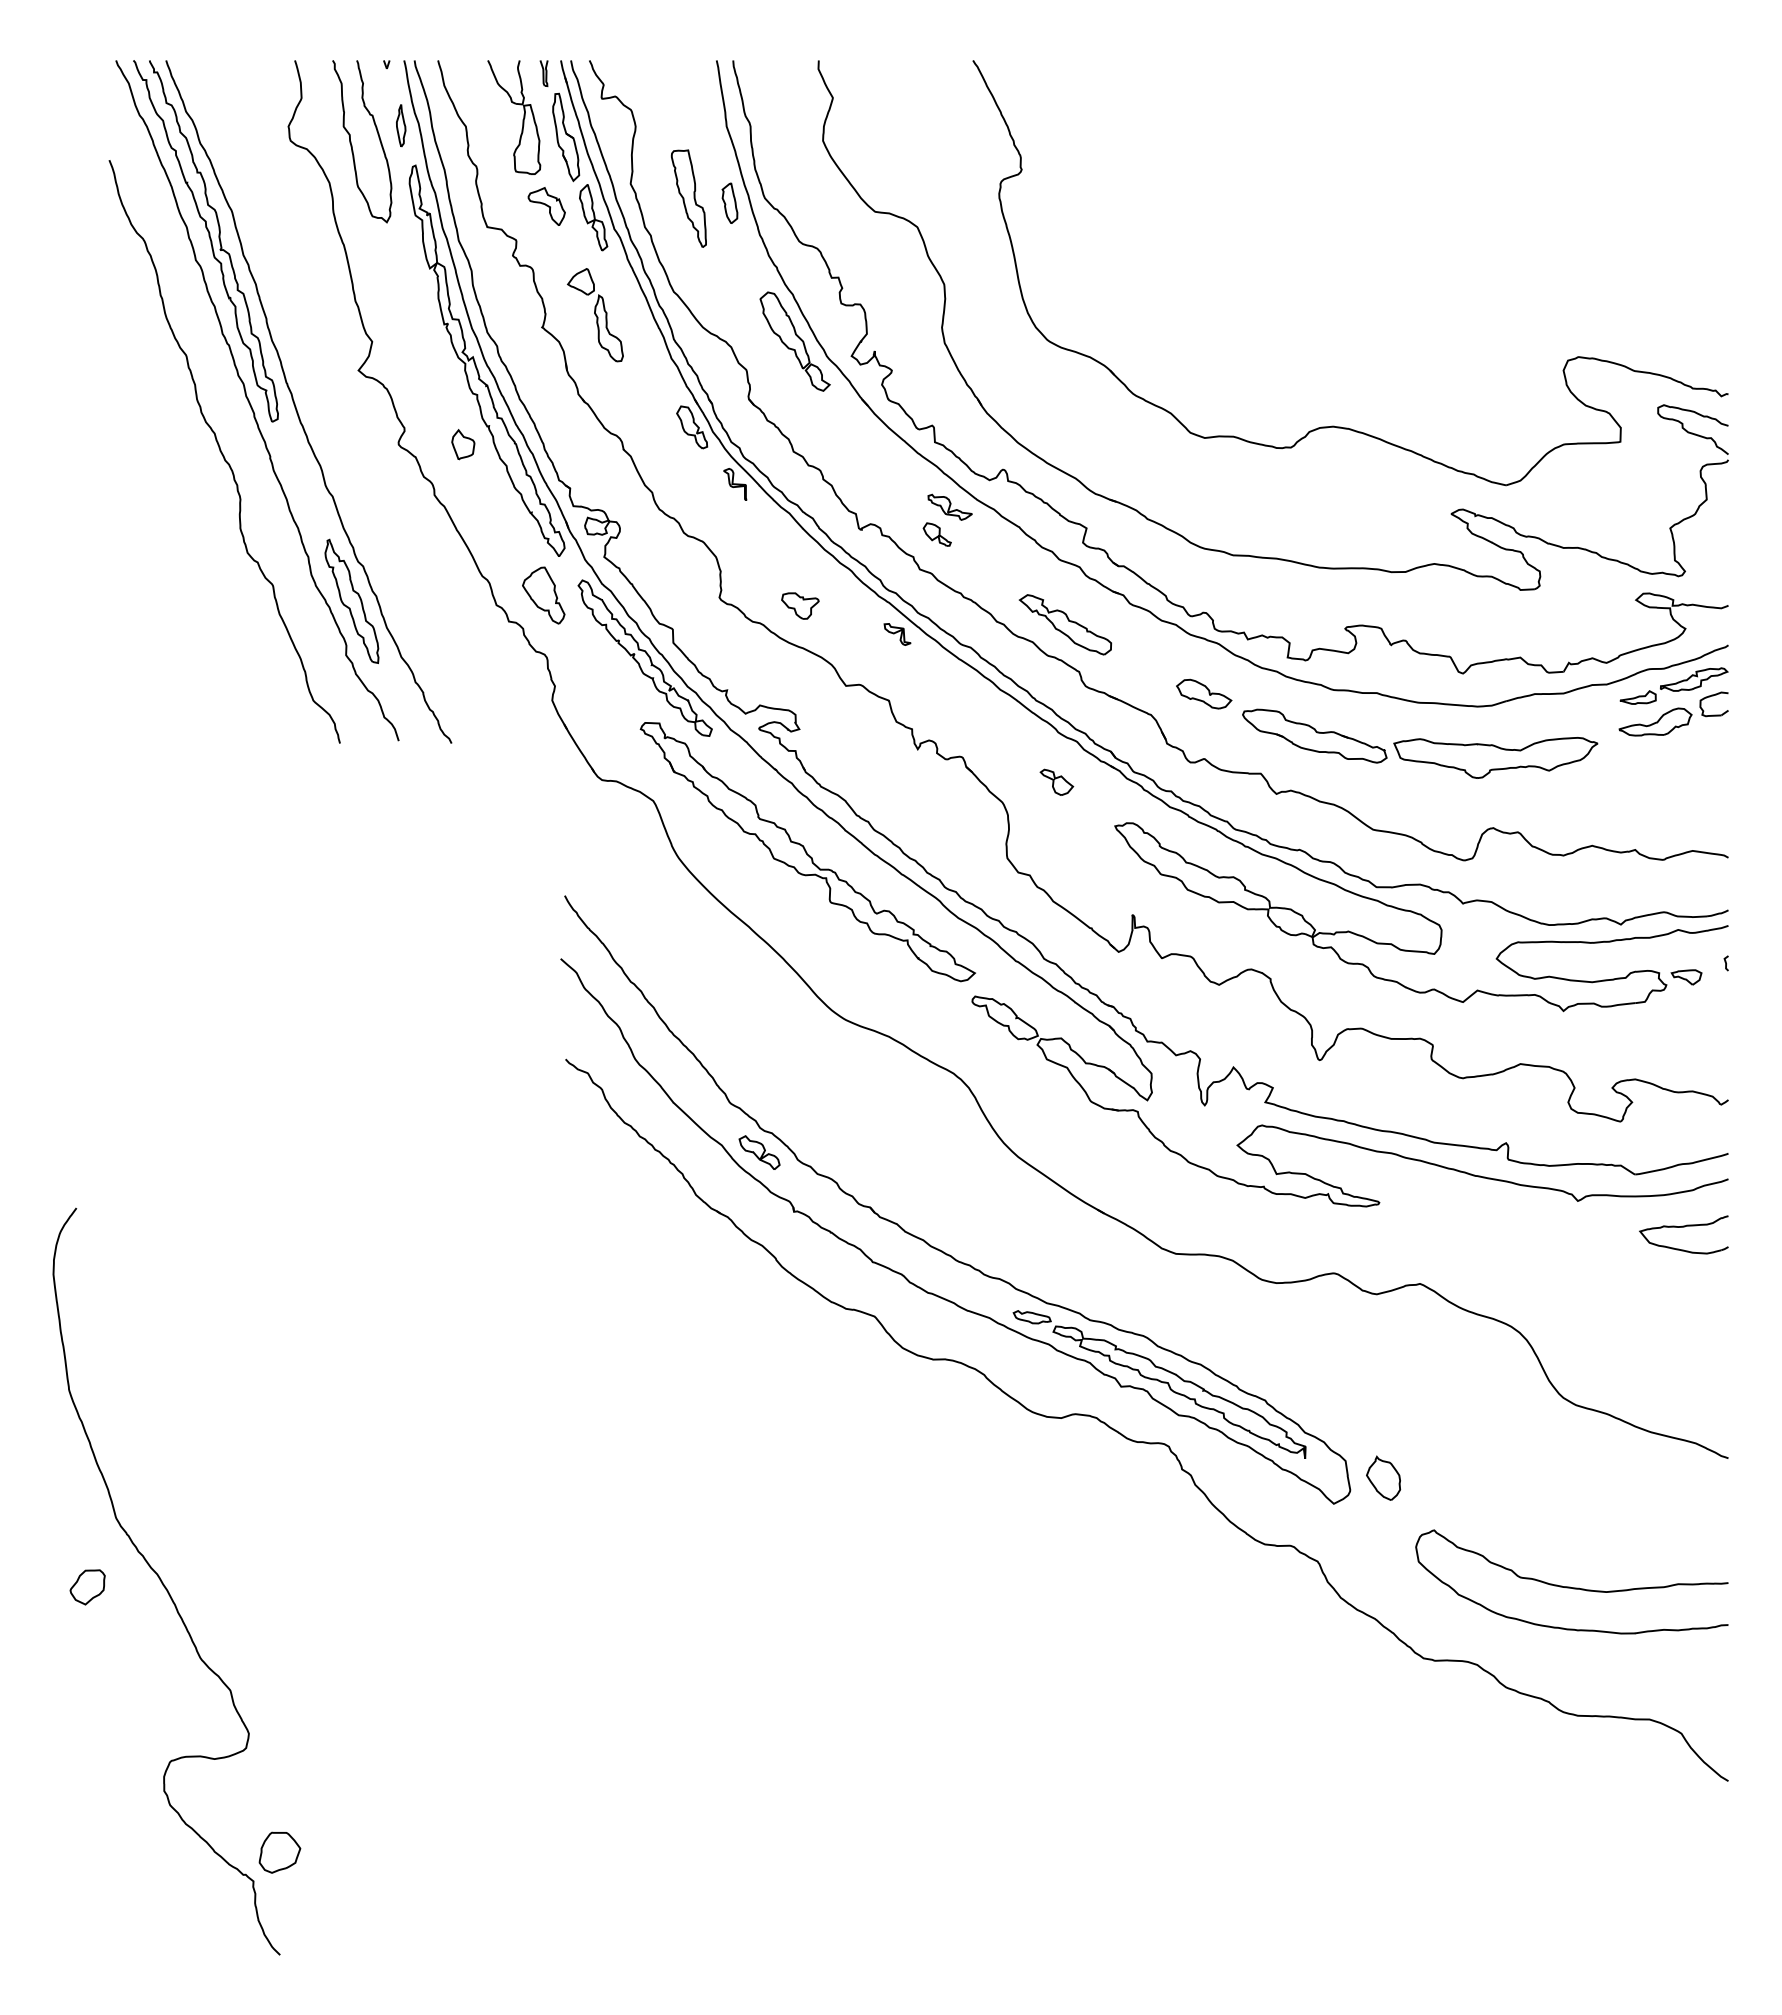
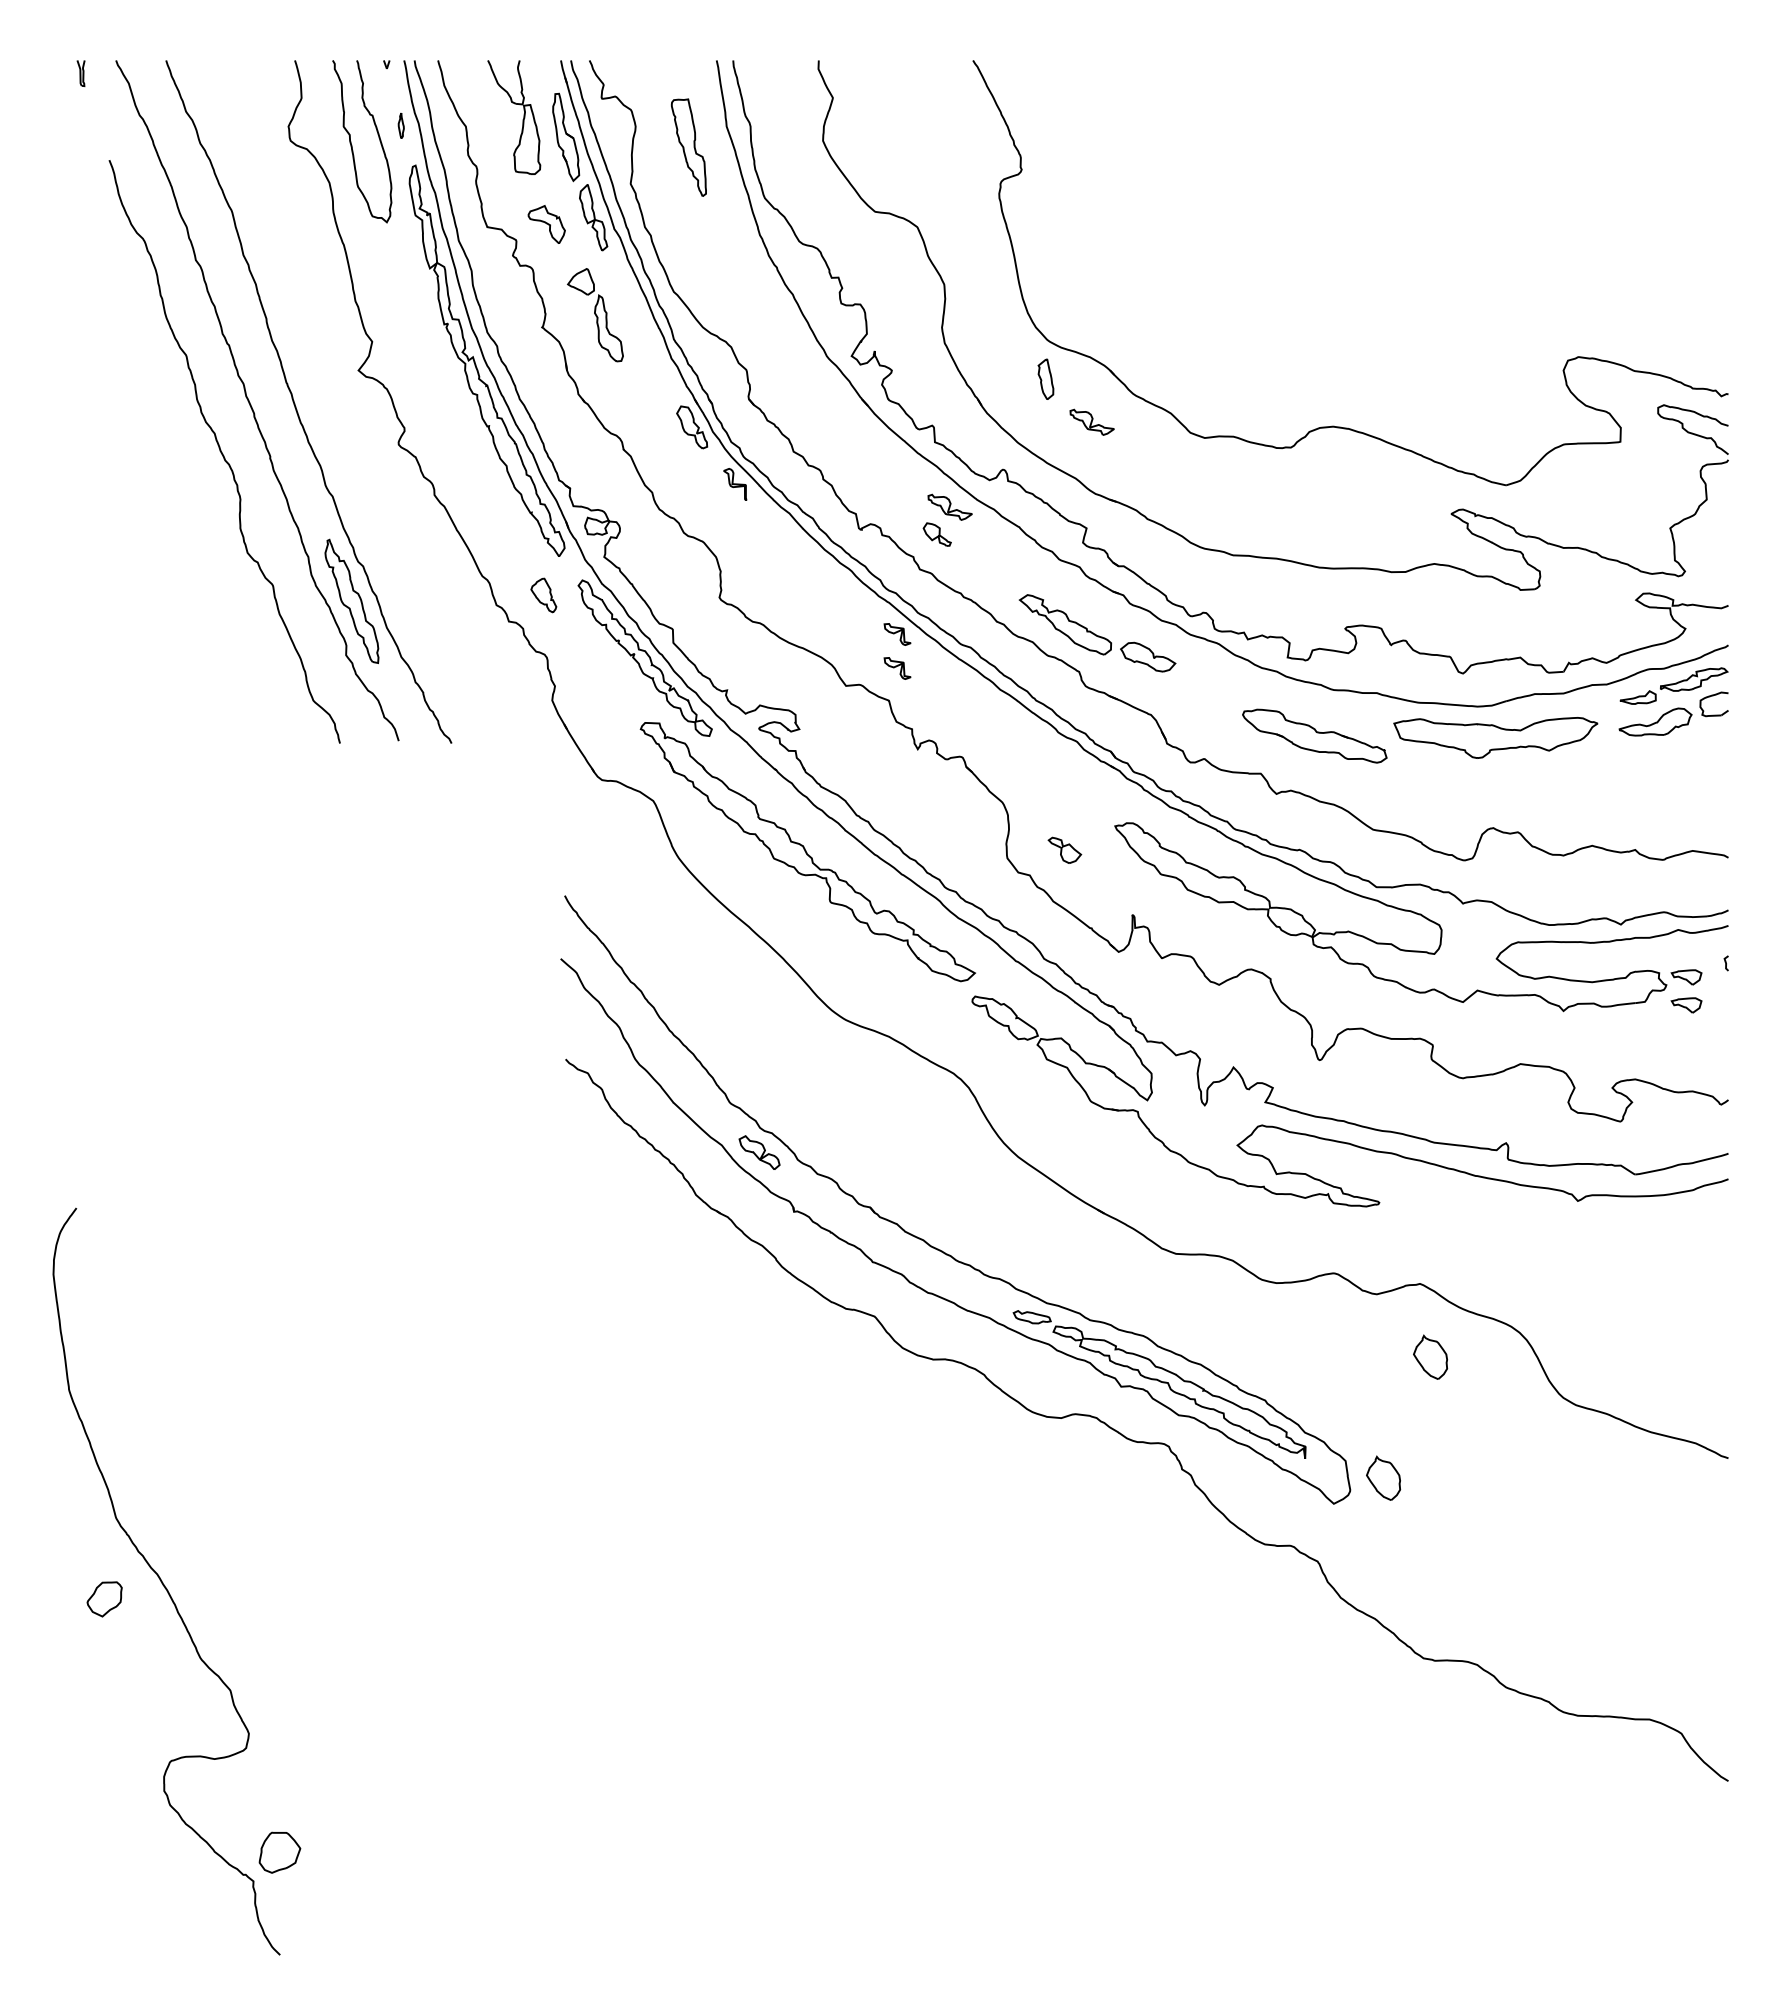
part position: (543, 73) -> (80, 73) (80, 73)
part size: 11x44 px -> 8x27 px (400, 125)
part position: (688, 198) -> (688, 147) (688, 147)
part position: (729, 202) -> (1045, 378) (1045, 378)
part position: (546, 206) -> (546, 224) (546, 224)
part: present -> none (205, 241)
part: present -> none (794, 341)
part: none -> present (1091, 421)
part: present -> none (463, 444)
part size: 44x59 px -> 28x37 px (543, 595)
part: present -> none (800, 605)
part: none -> present (897, 668)
part position: (1204, 693) -> (1148, 656) (1148, 656)
part position: (1495, 757) -> (1495, 737) (1495, 737)
part position: (1056, 781) -> (1064, 849) (1064, 849)
part: none -> present (1686, 1005)
part: present -> none (1683, 1227)
part: none -> present (1430, 1356)
curve: present -> none (1570, 1586)
part position: (87, 1587) -> (104, 1599) (104, 1599)
